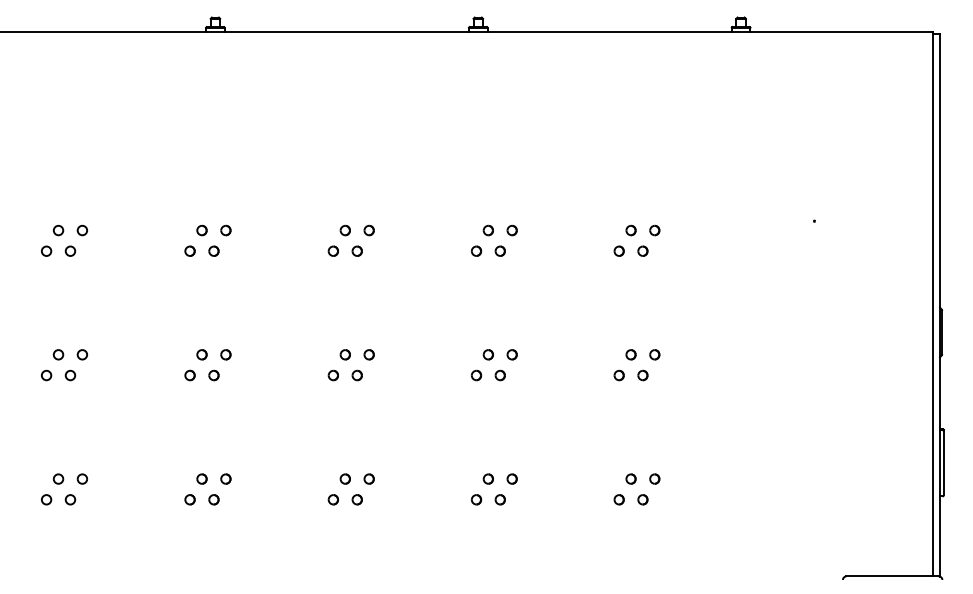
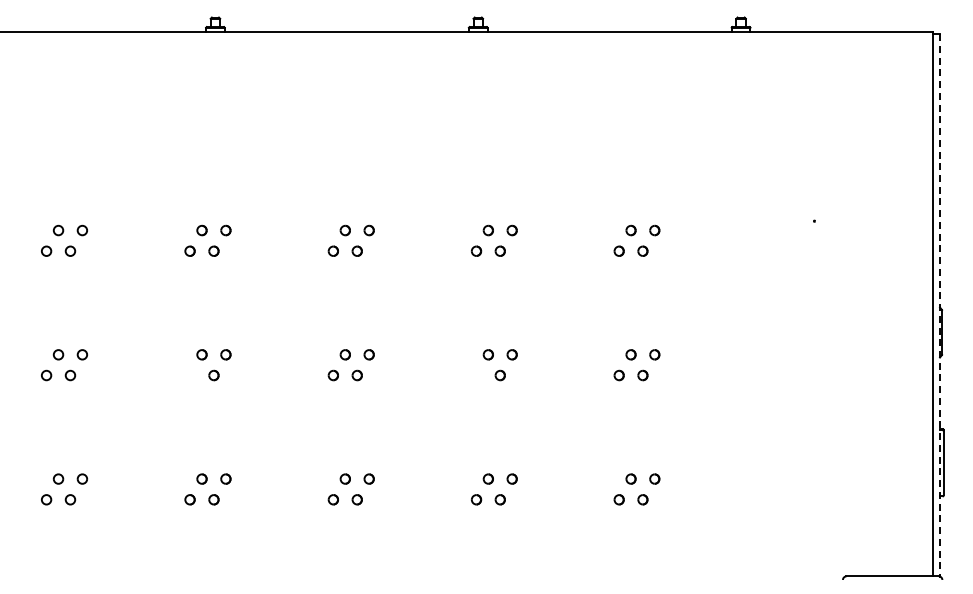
line: solid -> dashed (940, 305)
part: present -> none (189, 375)
part: present -> none (476, 375)
